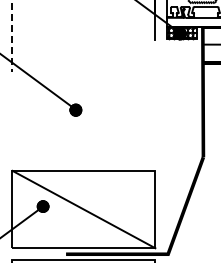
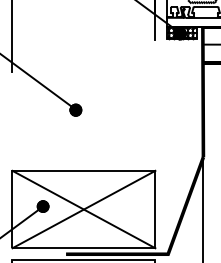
line: dashed -> solid (12, 36)
line: none -> present (203, 191)
line: none -> present (83, 209)
